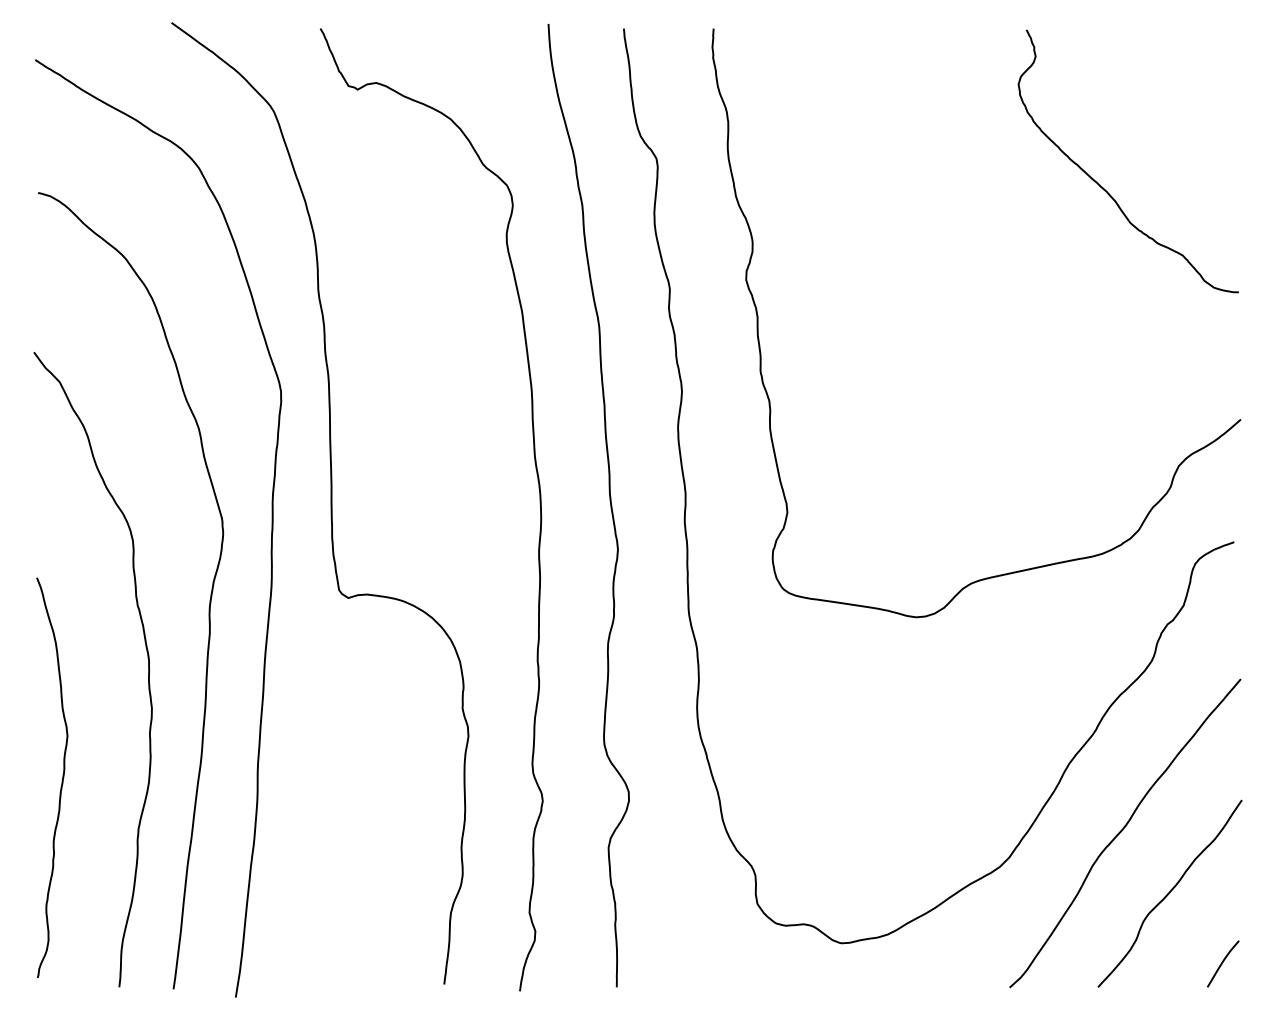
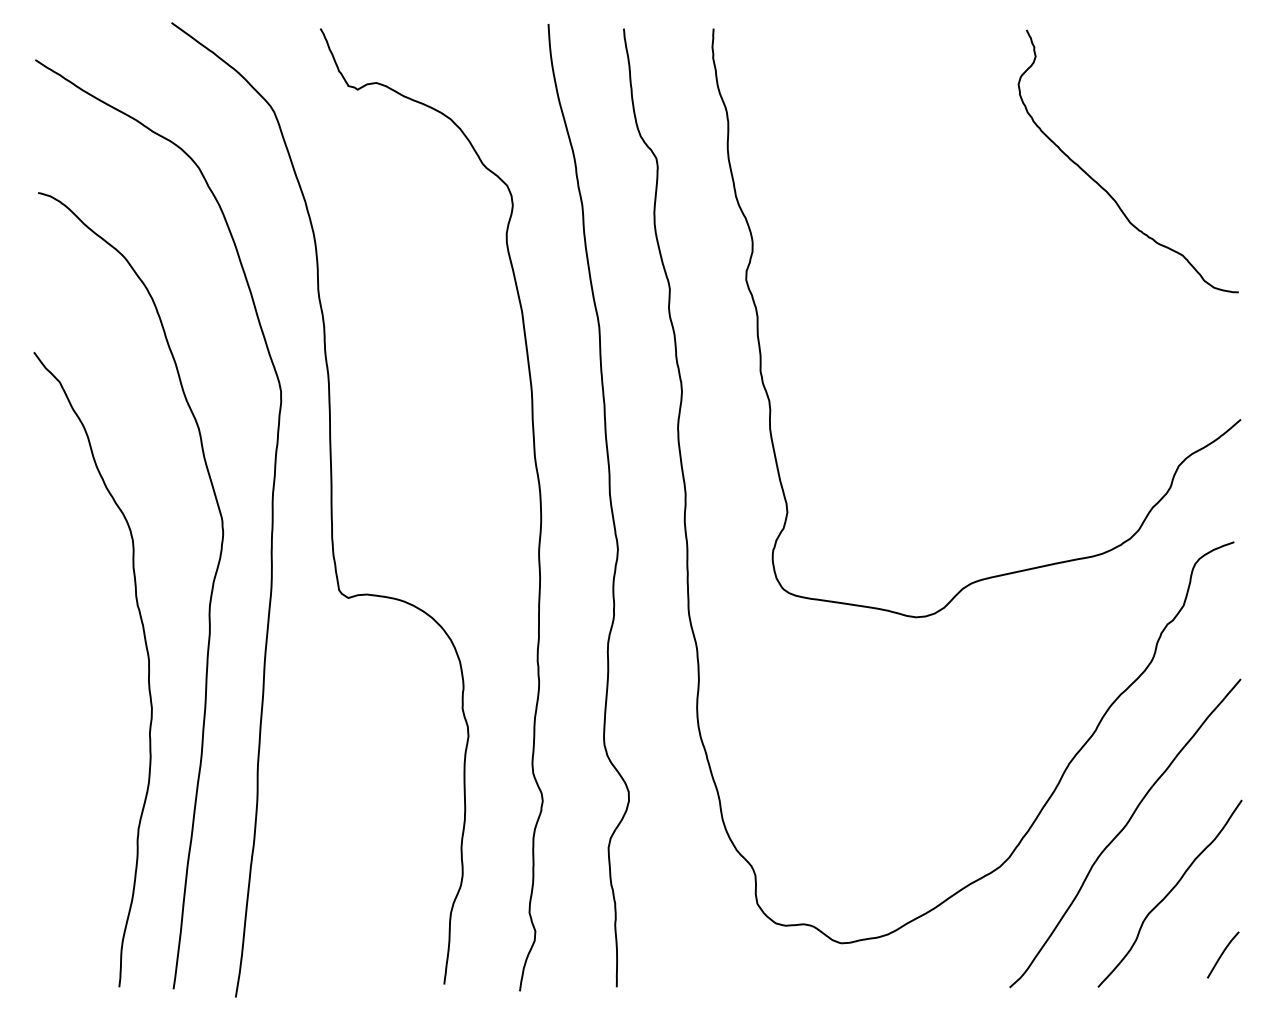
curve: present -> none (61, 780)
curve position: (1223, 962) -> (1223, 953) (1223, 953)
